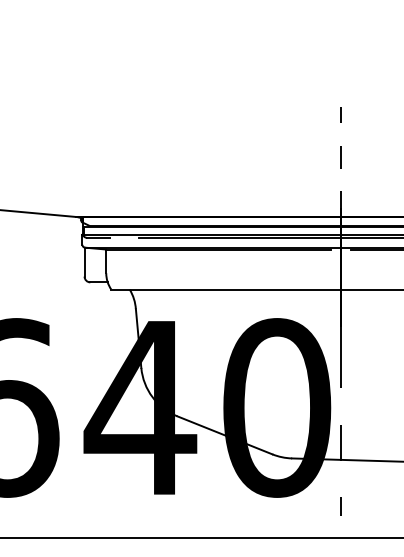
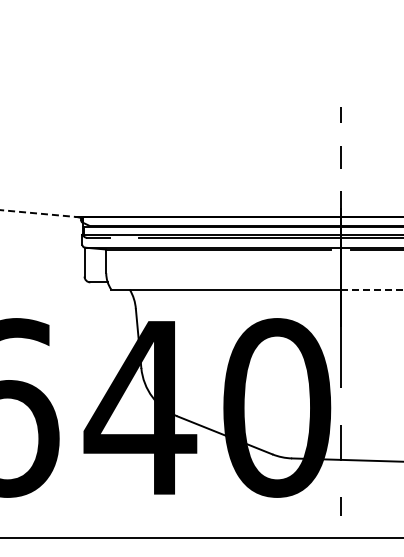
line: solid -> dashed (39, 213)
line: solid -> dashed (372, 289)
